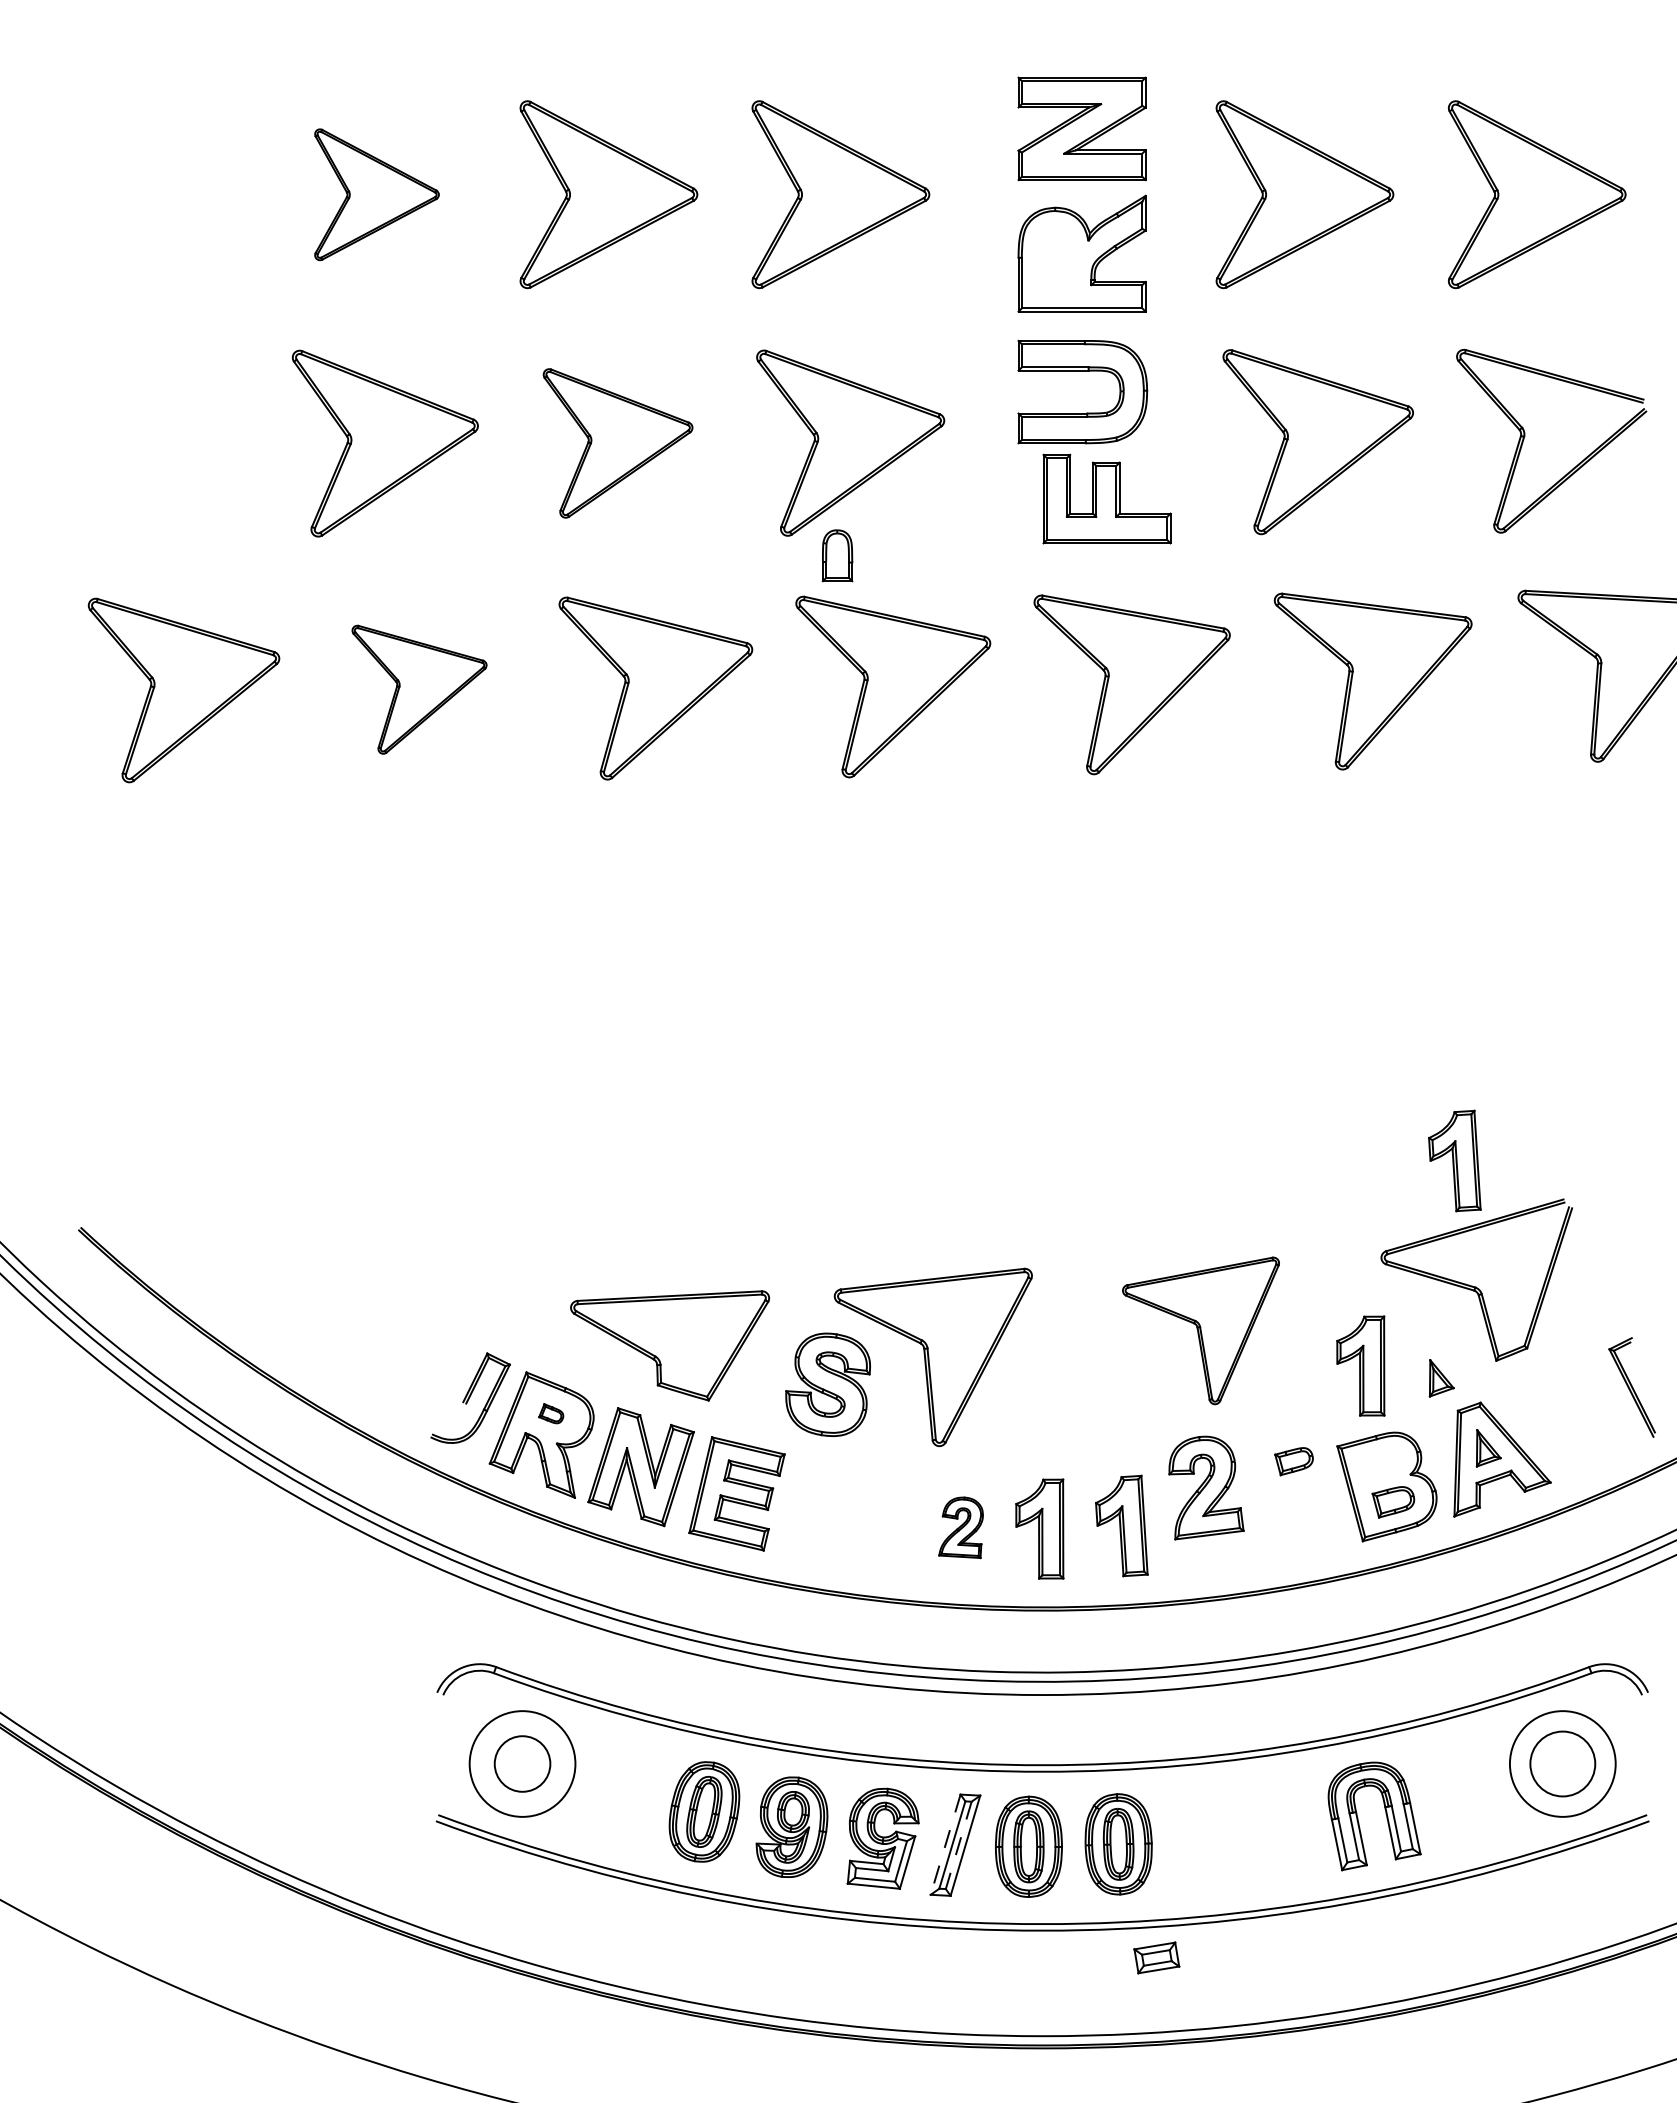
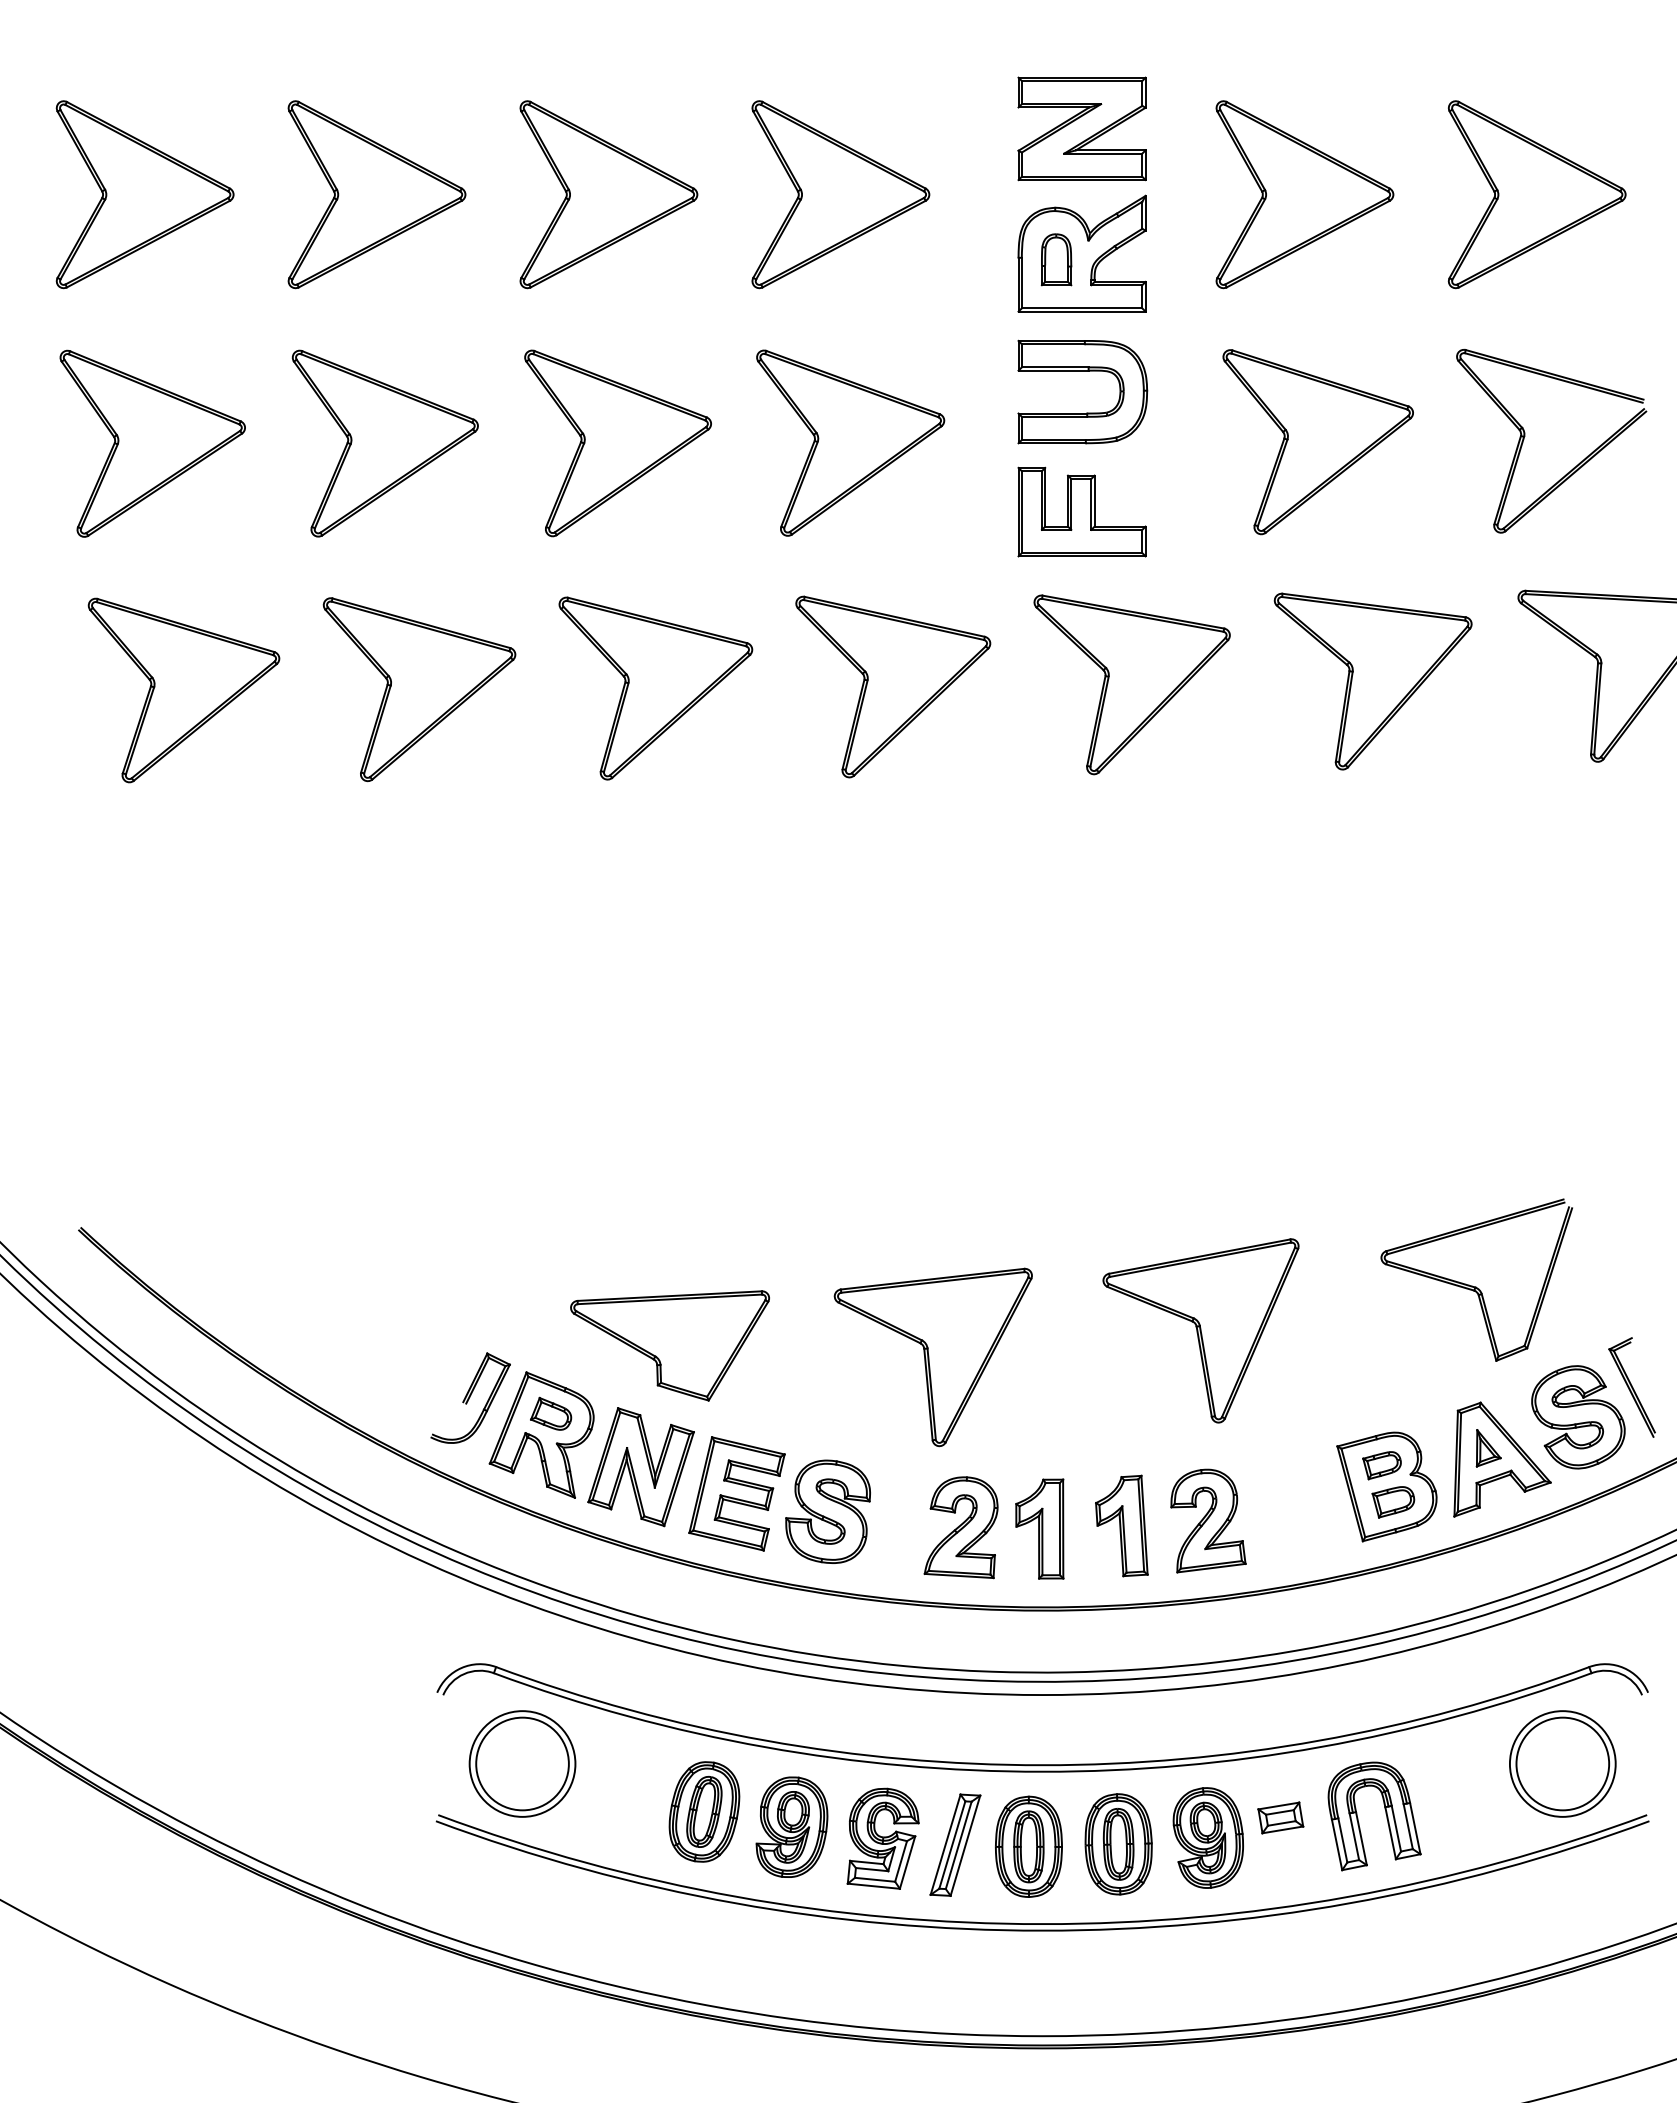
part: none -> present (144, 194)
part size: 126x134 px -> 180x190 px (376, 194)
part: none -> present (152, 443)
part size: 152x151 px -> 188x189 px (617, 443)
part position: (1106, 498) -> (1081, 511) (1081, 511)
part position: (837, 555) -> (1056, 259) (1056, 259)
part size: 137x131 px -> 195x186 px (419, 689)
part: present -> none (1454, 1160)
part size: 158x150 px -> 198x186 px (1200, 1330)
part: present -> none (1360, 1365)
part: present -> none (1441, 1378)
part position: (827, 1384) -> (827, 1511) (827, 1511)
part size: 27x22 px -> 43x35 px (551, 1413)
part: none -> present (1578, 1417)
part position: (1293, 1461) -> (1381, 1465) (1381, 1465)
part position: (1206, 1487) -> (1208, 1520) (1208, 1520)
part size: 46x64 px -> 76x104 px (960, 1527)
circle diameter: 56 px -> 93 px (522, 1763)
circle diameter: 65 px -> 93 px (1562, 1763)
part: none -> present (1207, 1837)
line: dashed -> solid (945, 1845)
line: dashed -> solid (958, 1845)
part position: (1156, 1957) -> (1280, 1817) (1280, 1817)
